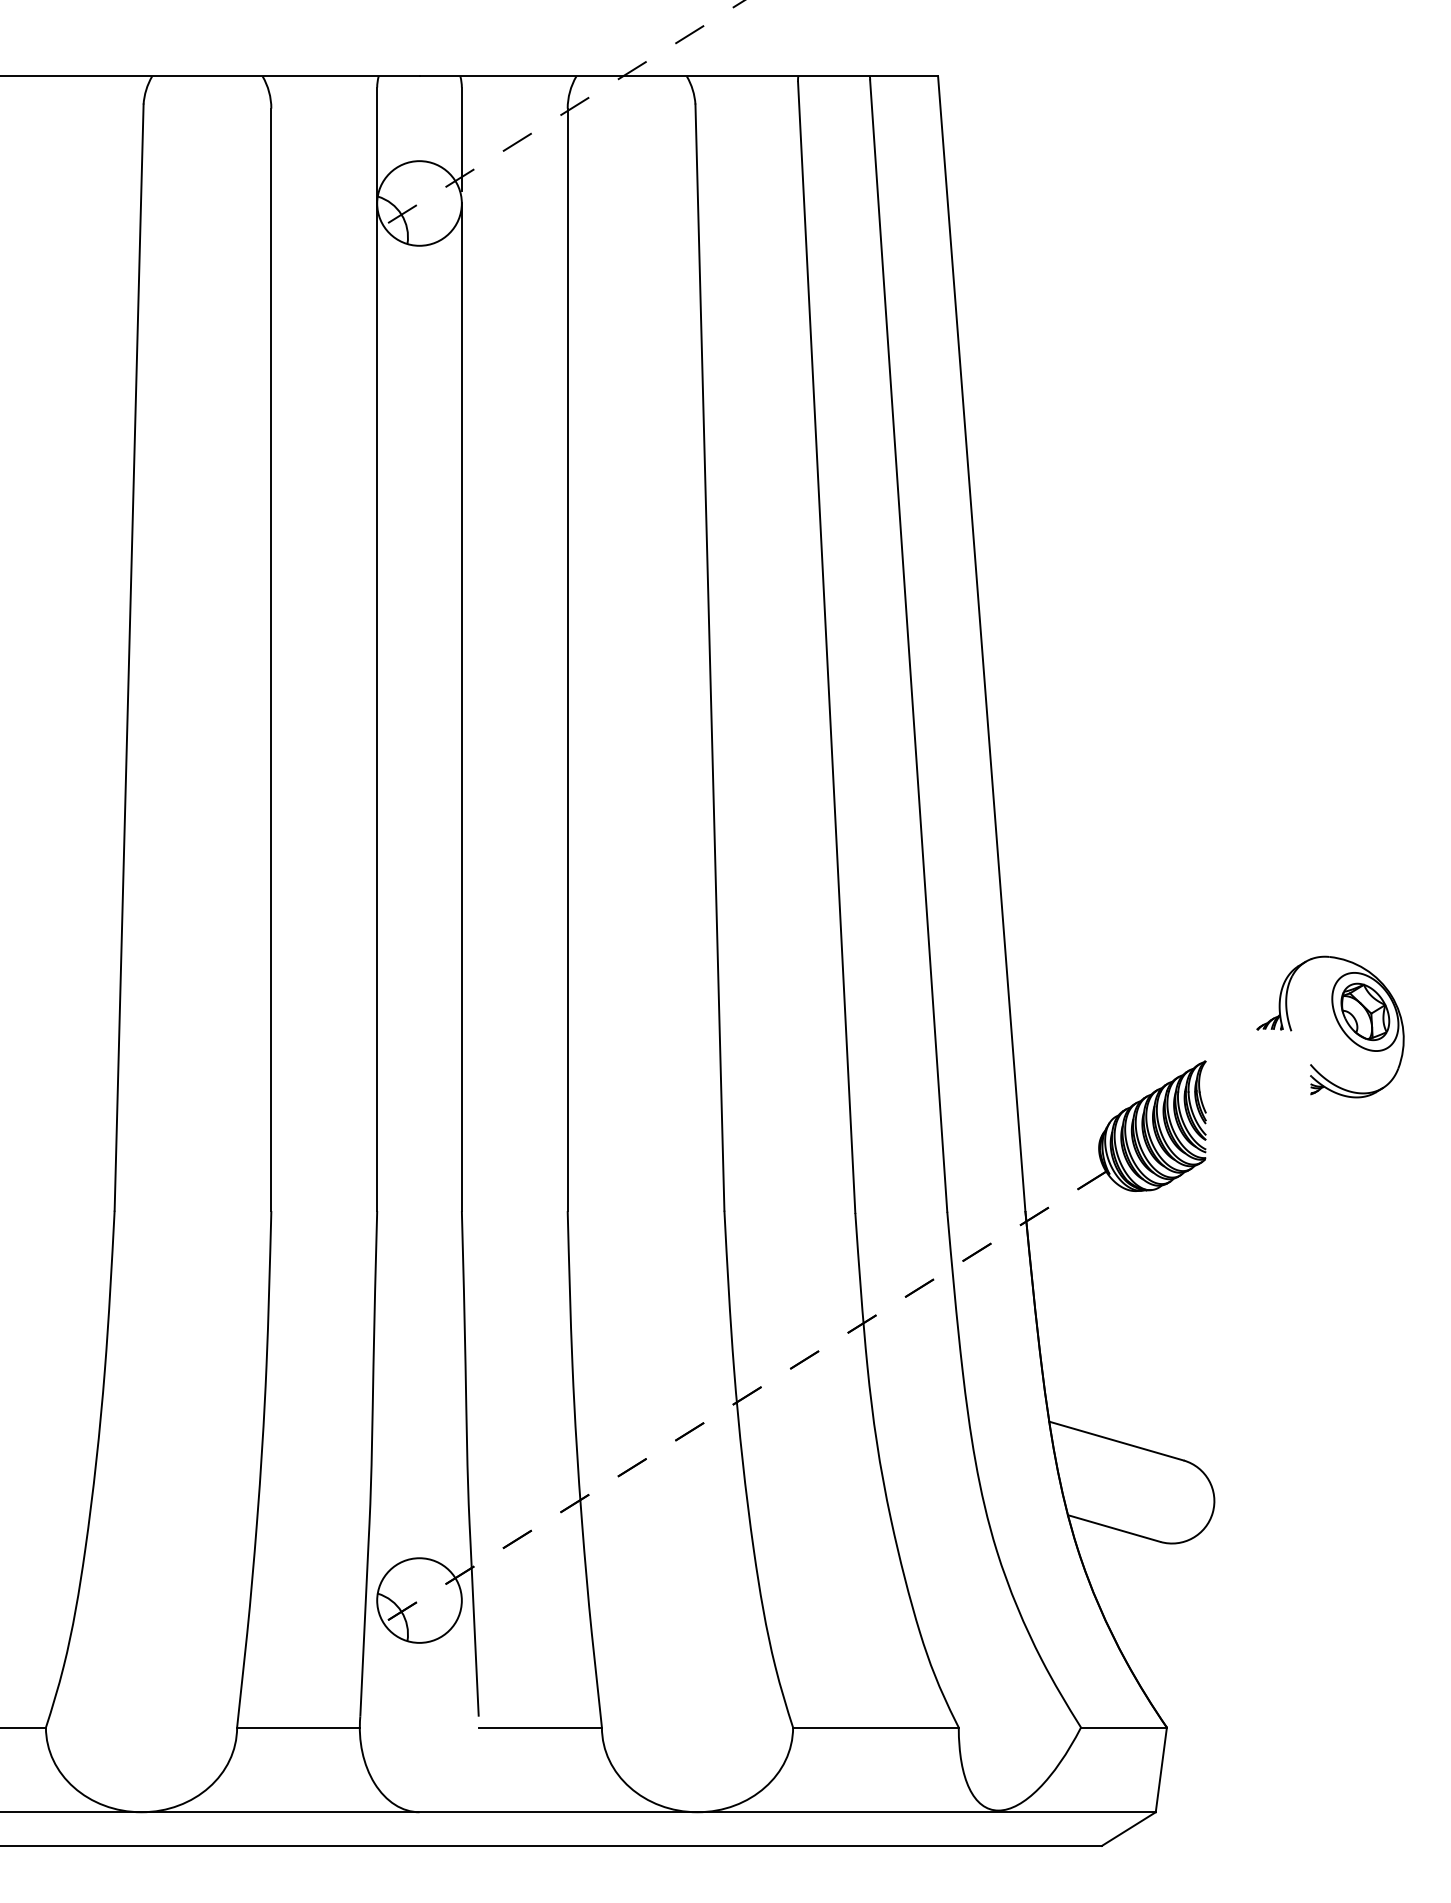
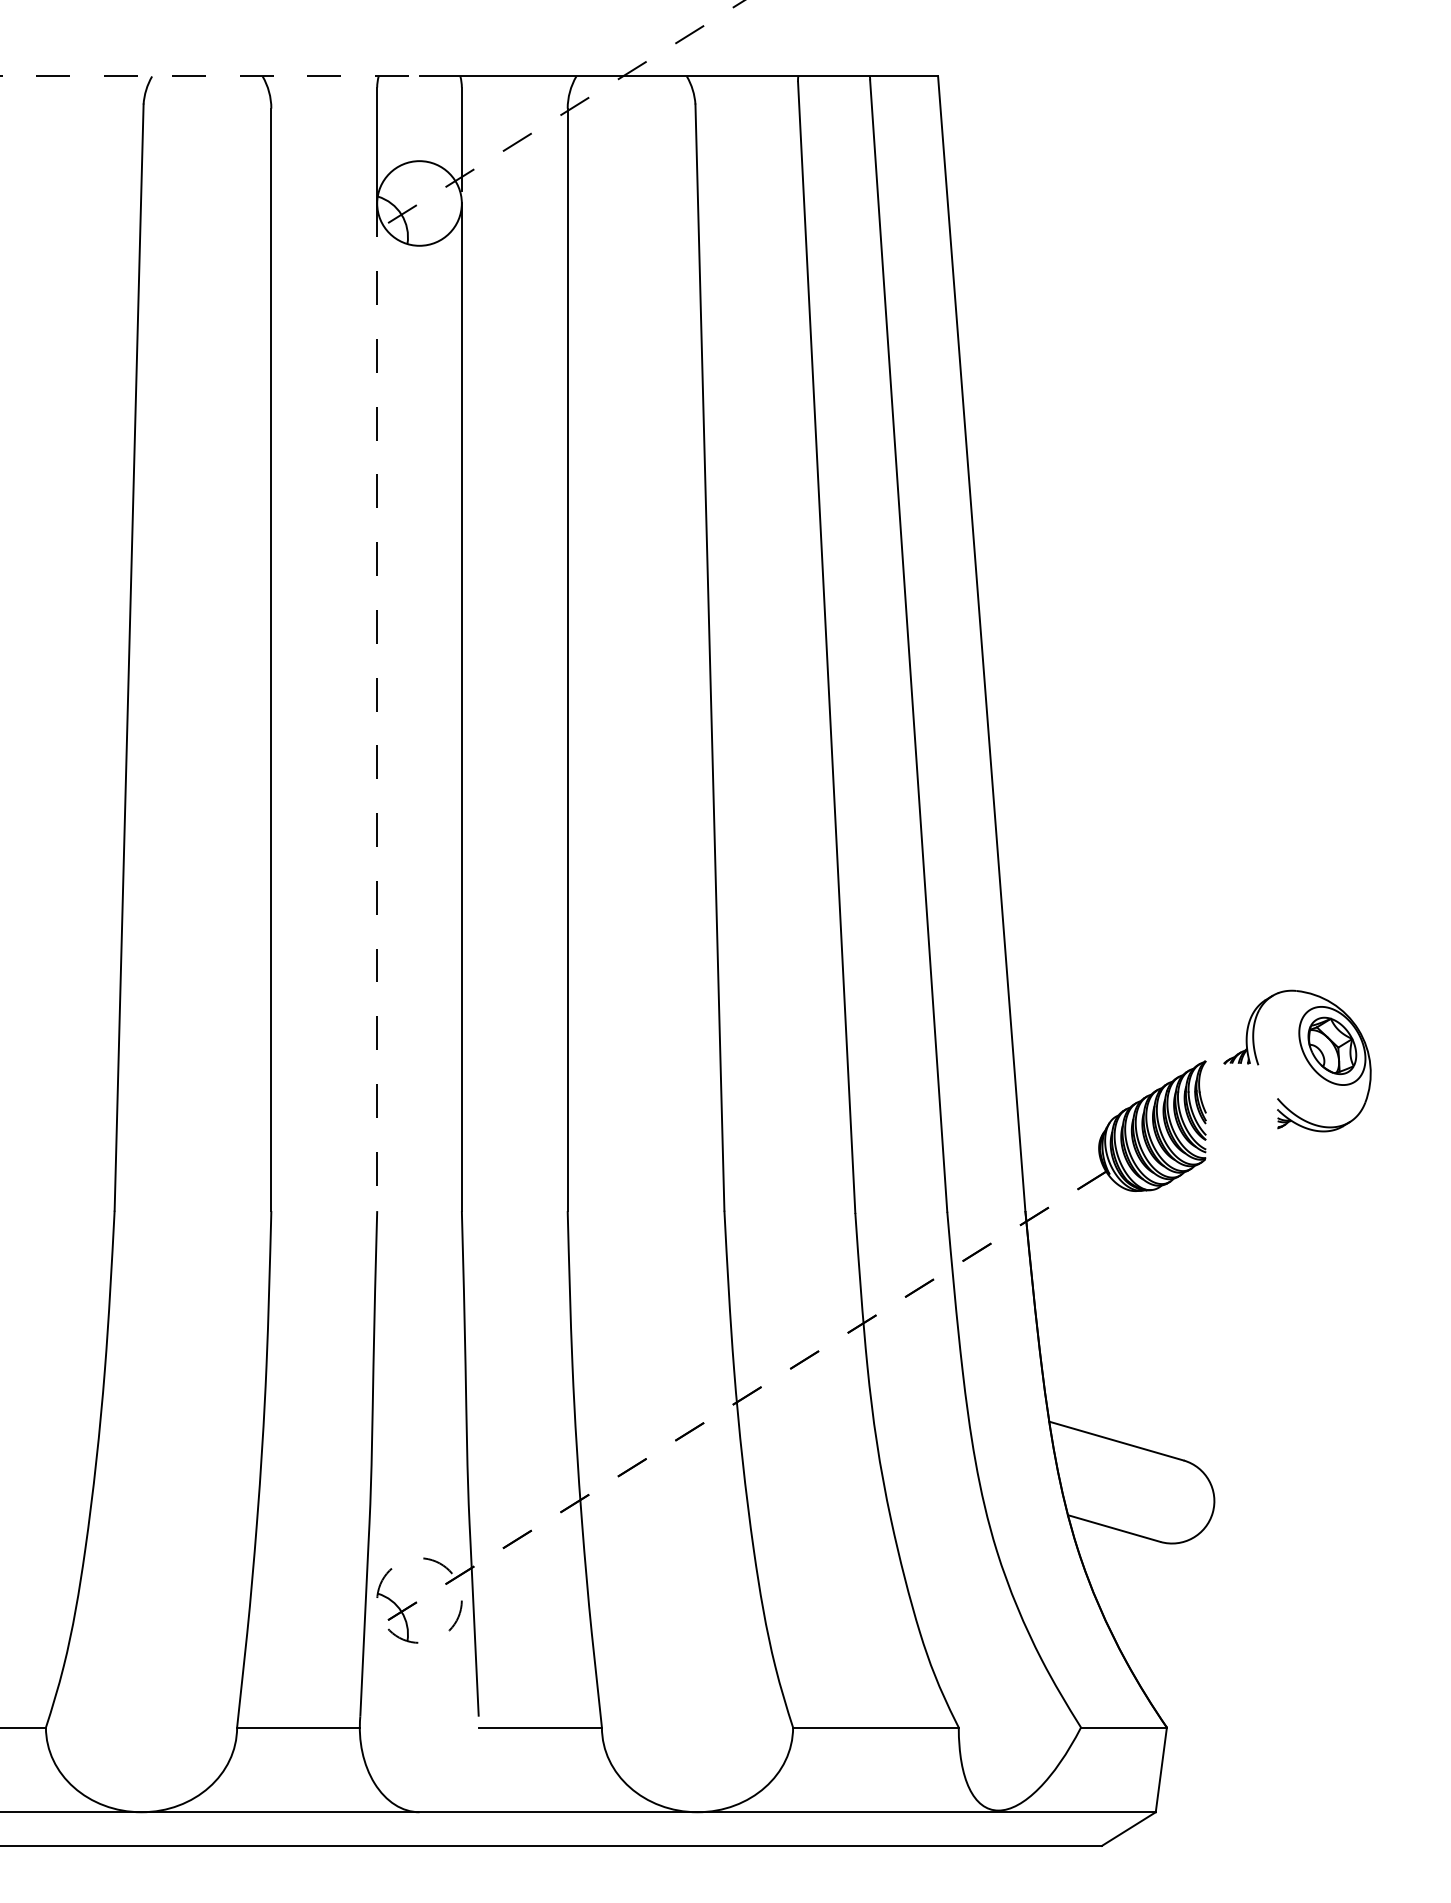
line: solid -> dashed (210, 76)
line: solid -> dashed (377, 707)
part position: (1337, 1023) -> (1304, 1057) (1304, 1057)
circle: solid -> dashed (419, 1600)
